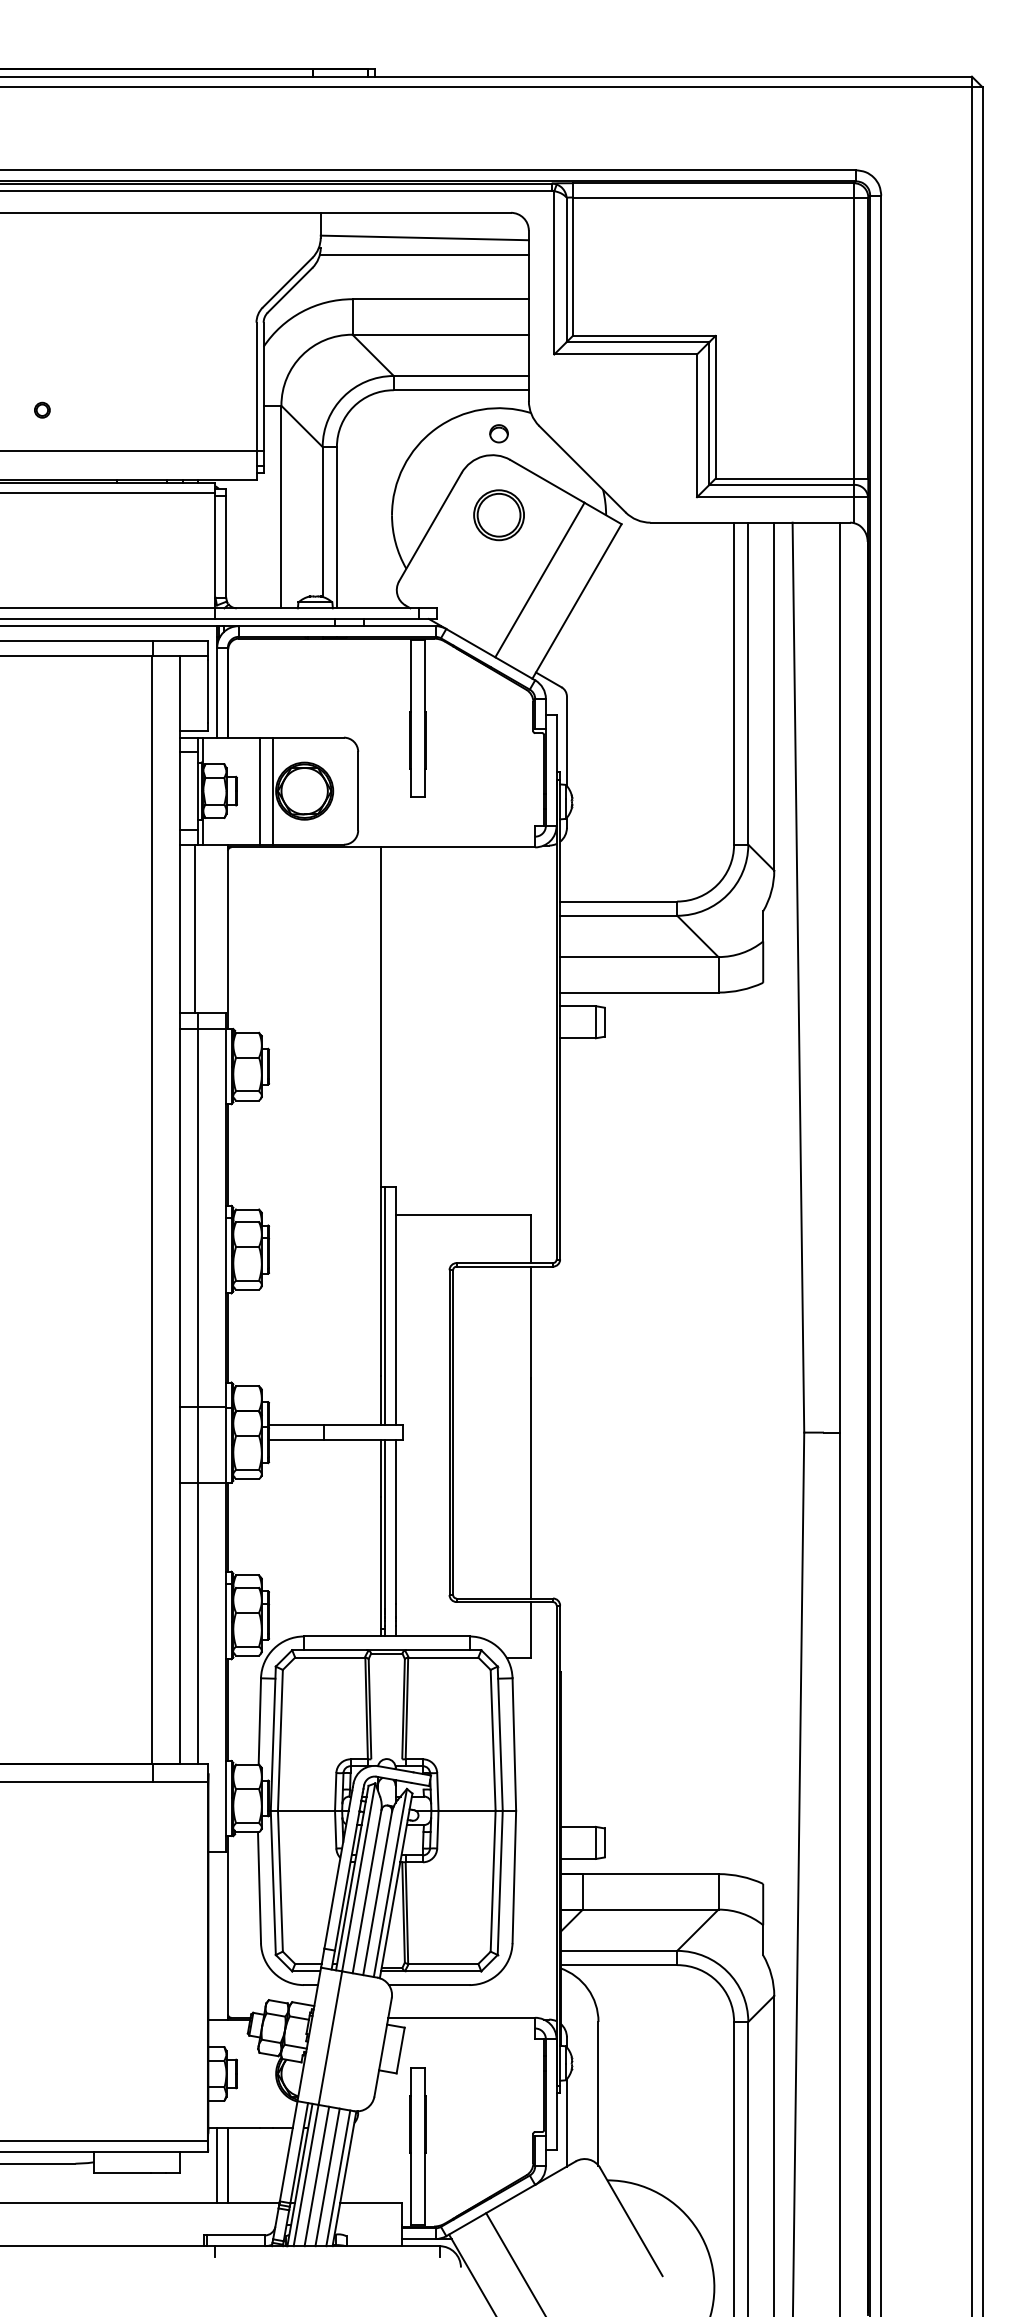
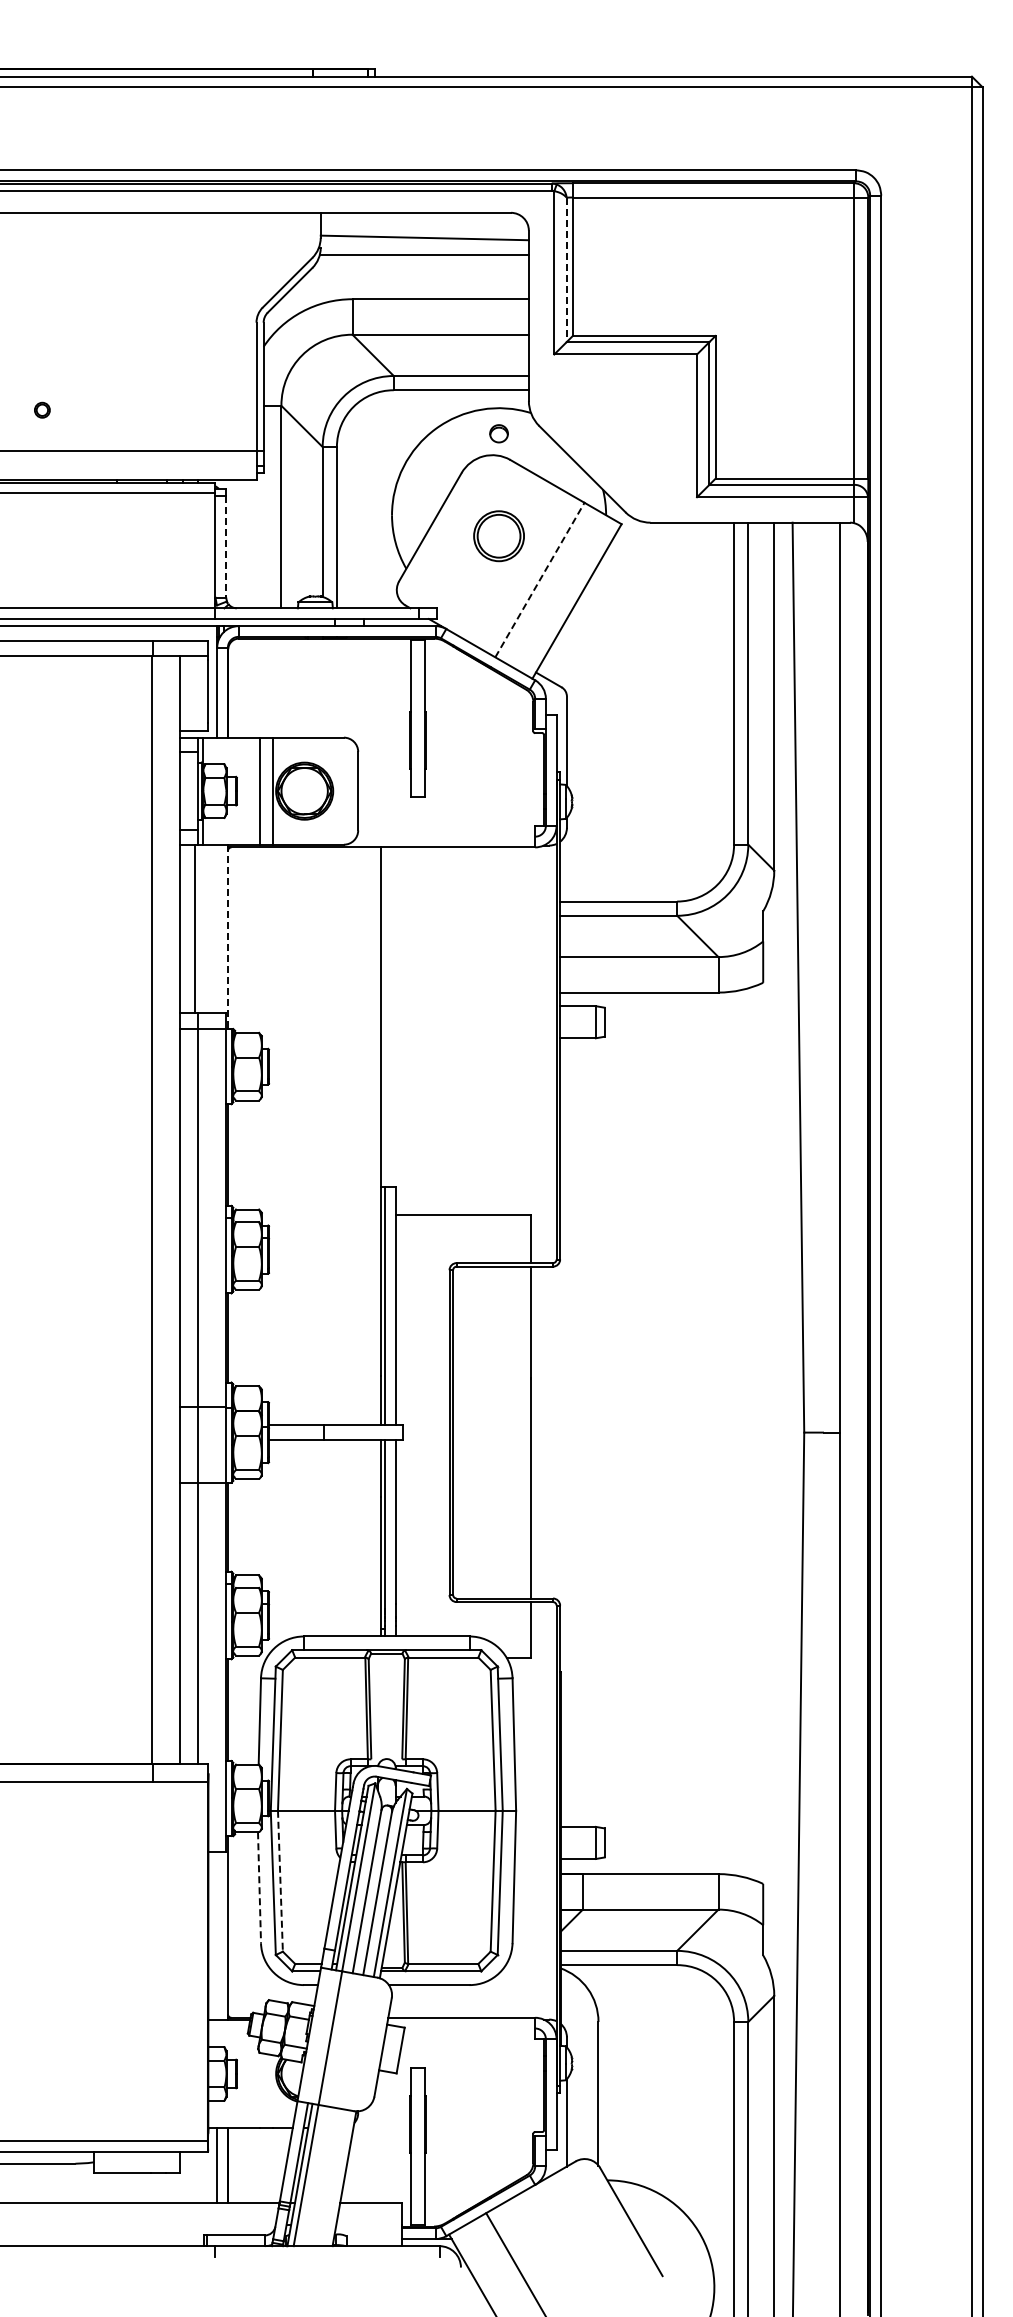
line: solid -> dashed (566, 270)
part position: (498, 515) -> (498, 536) (498, 536)
line: solid -> dashed (226, 546)
line: solid -> dashed (540, 579)
line: solid -> dashed (227, 937)
line: solid -> dashed (280, 1881)
line: solid -> dashed (259, 1887)
line: present -> none (316, 2176)
line: present -> none (327, 2177)
line: present -> none (338, 2178)
